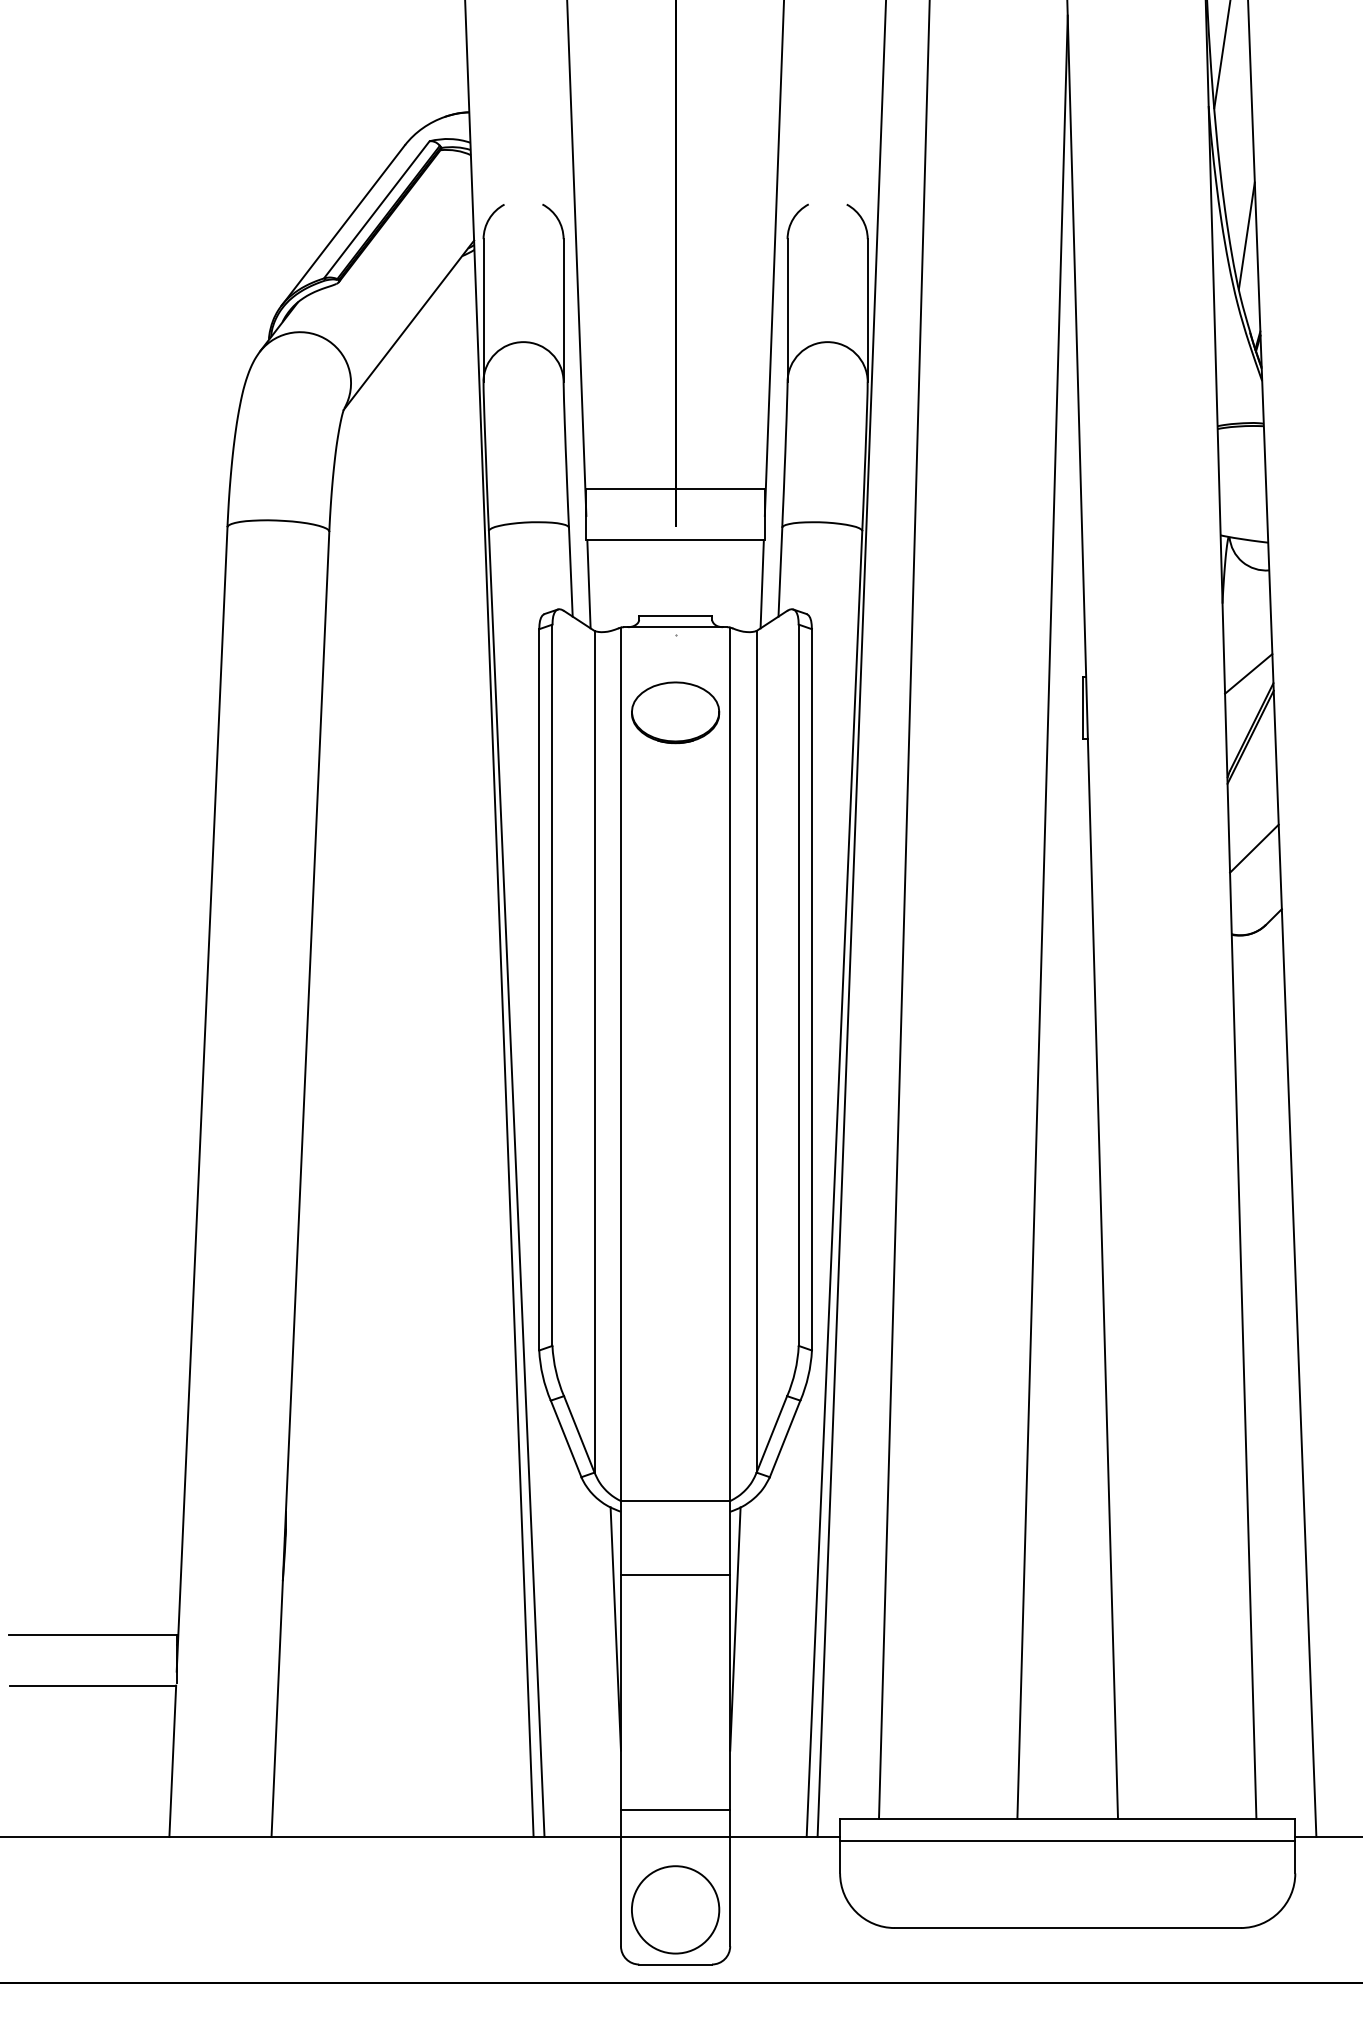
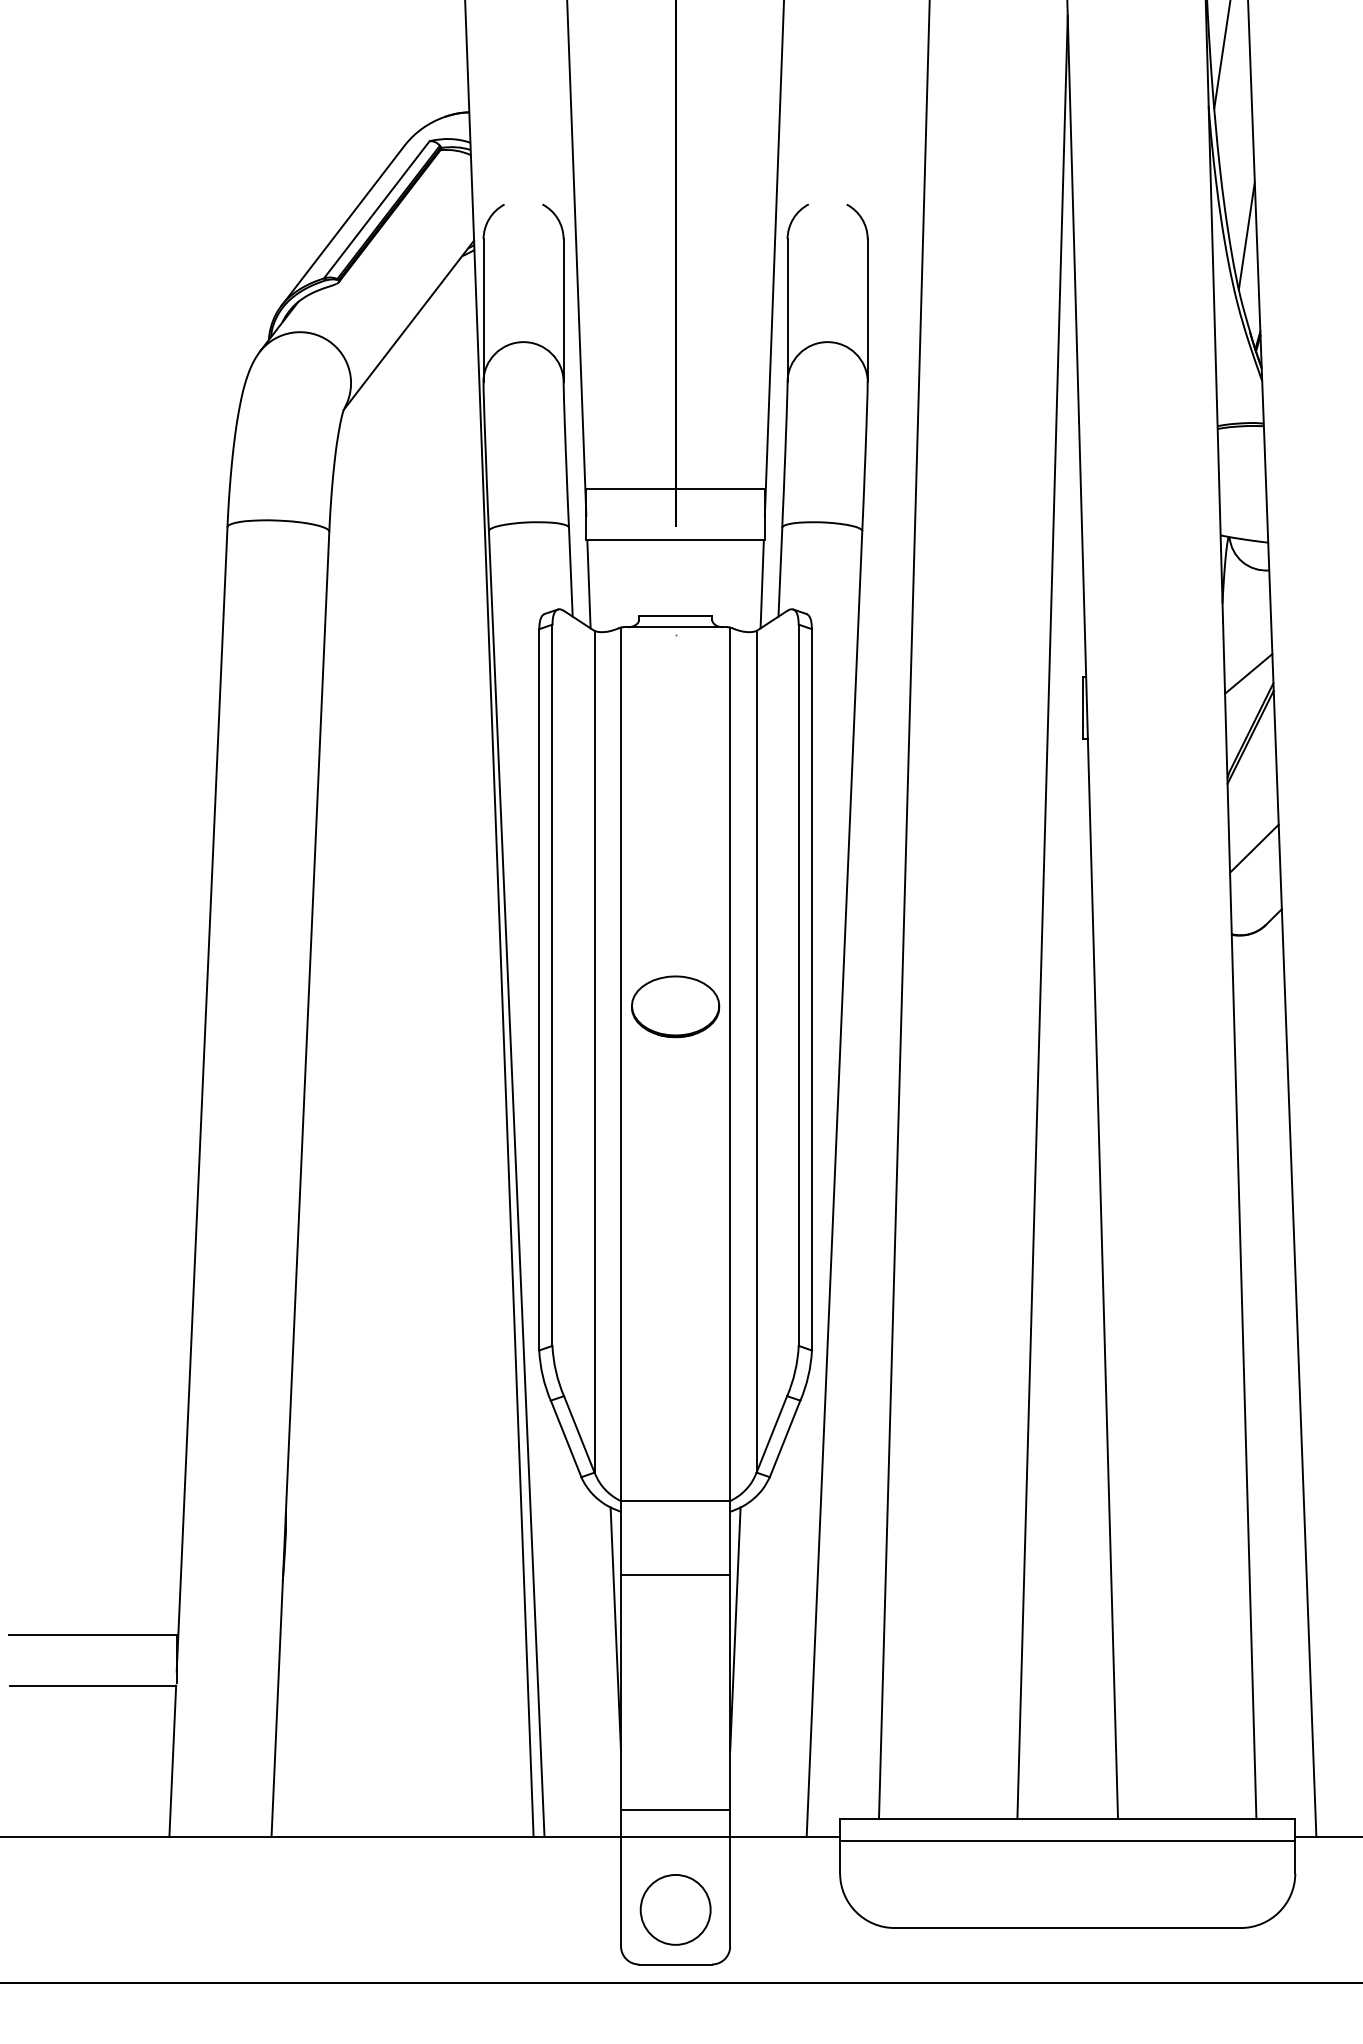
part position: (675, 712) -> (675, 1006) (675, 1006)
line: present -> none (851, 919)
circle size: 90x90 px -> 73x72 px (675, 1909)
